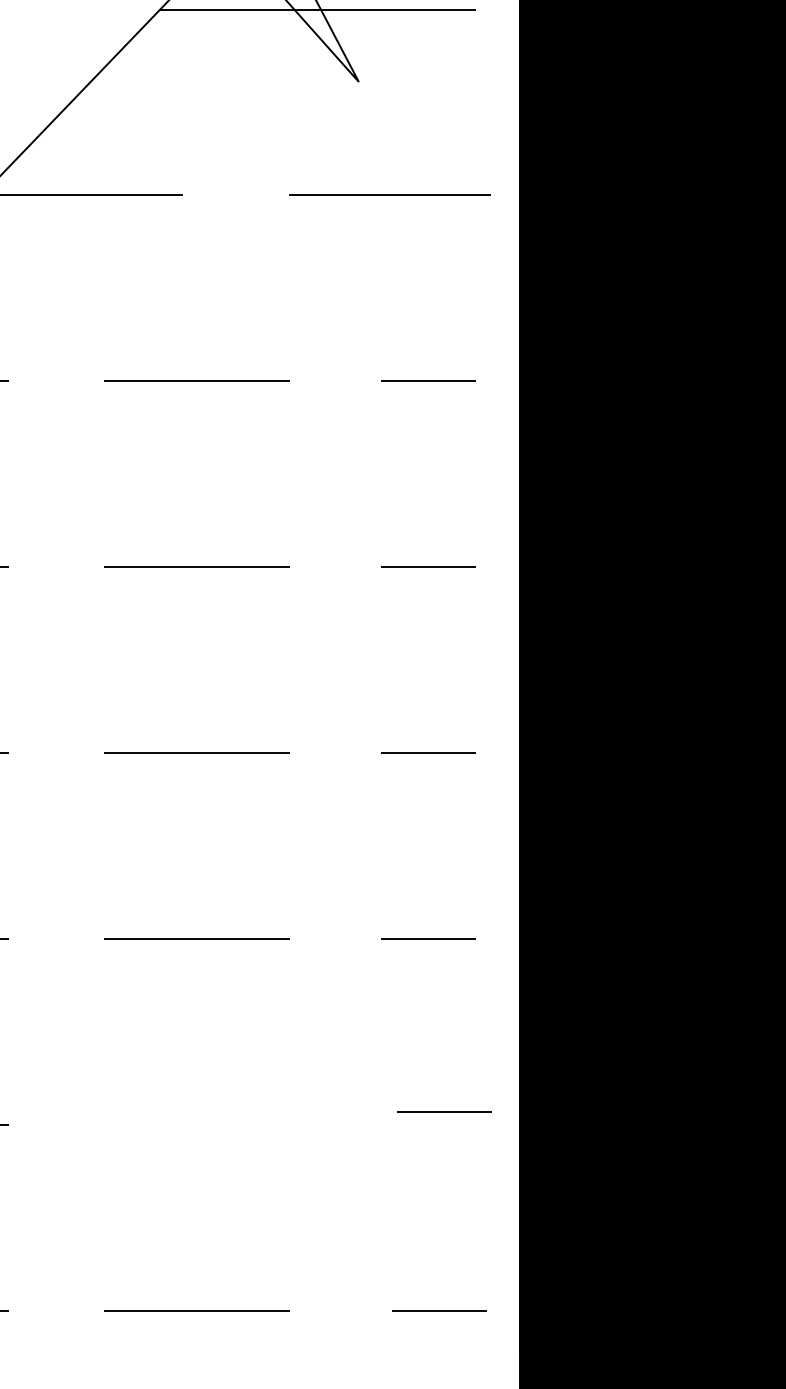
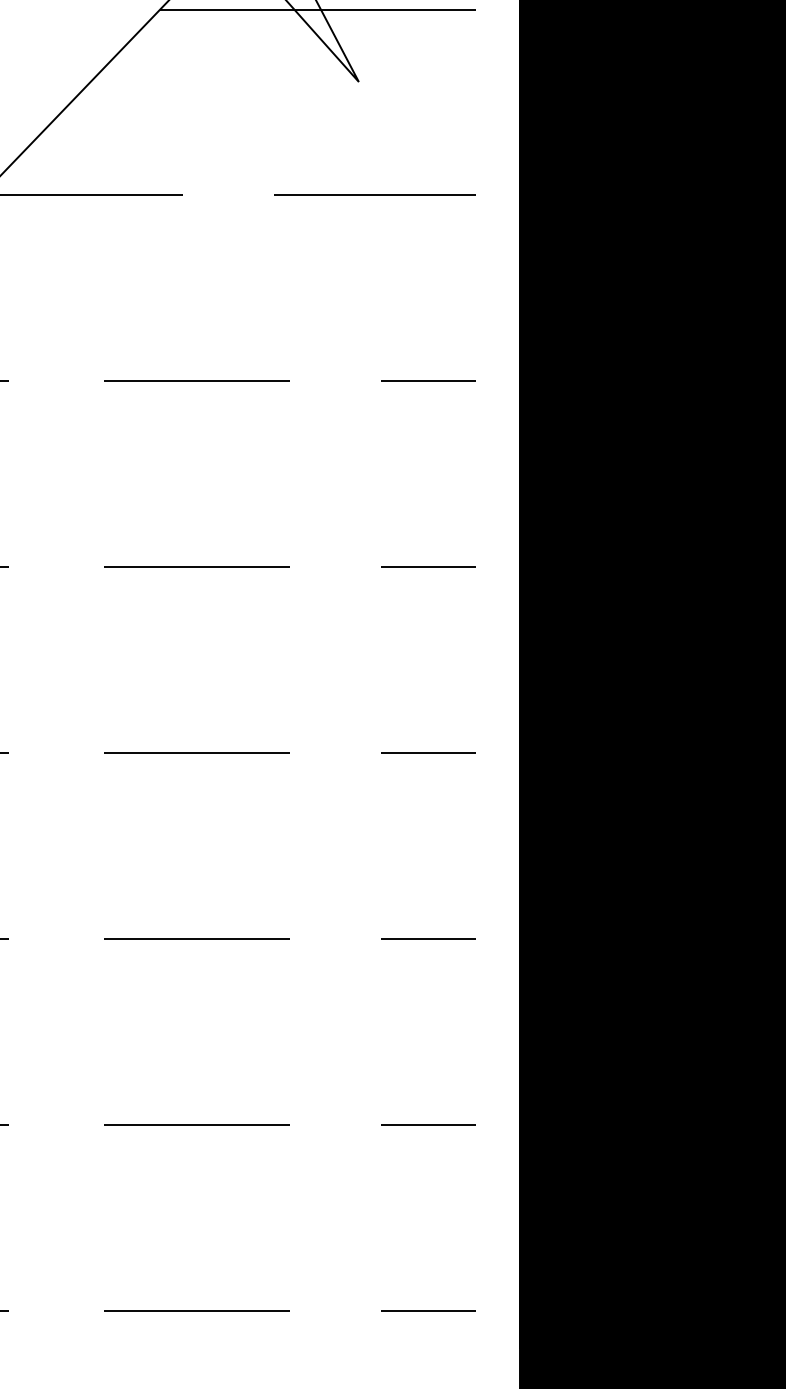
line position: (389, 194) -> (374, 194) (374, 194)
line position: (444, 1111) -> (428, 1124) (428, 1124)
line: none -> present (196, 1124)
line position: (439, 1310) -> (428, 1310) (428, 1310)
